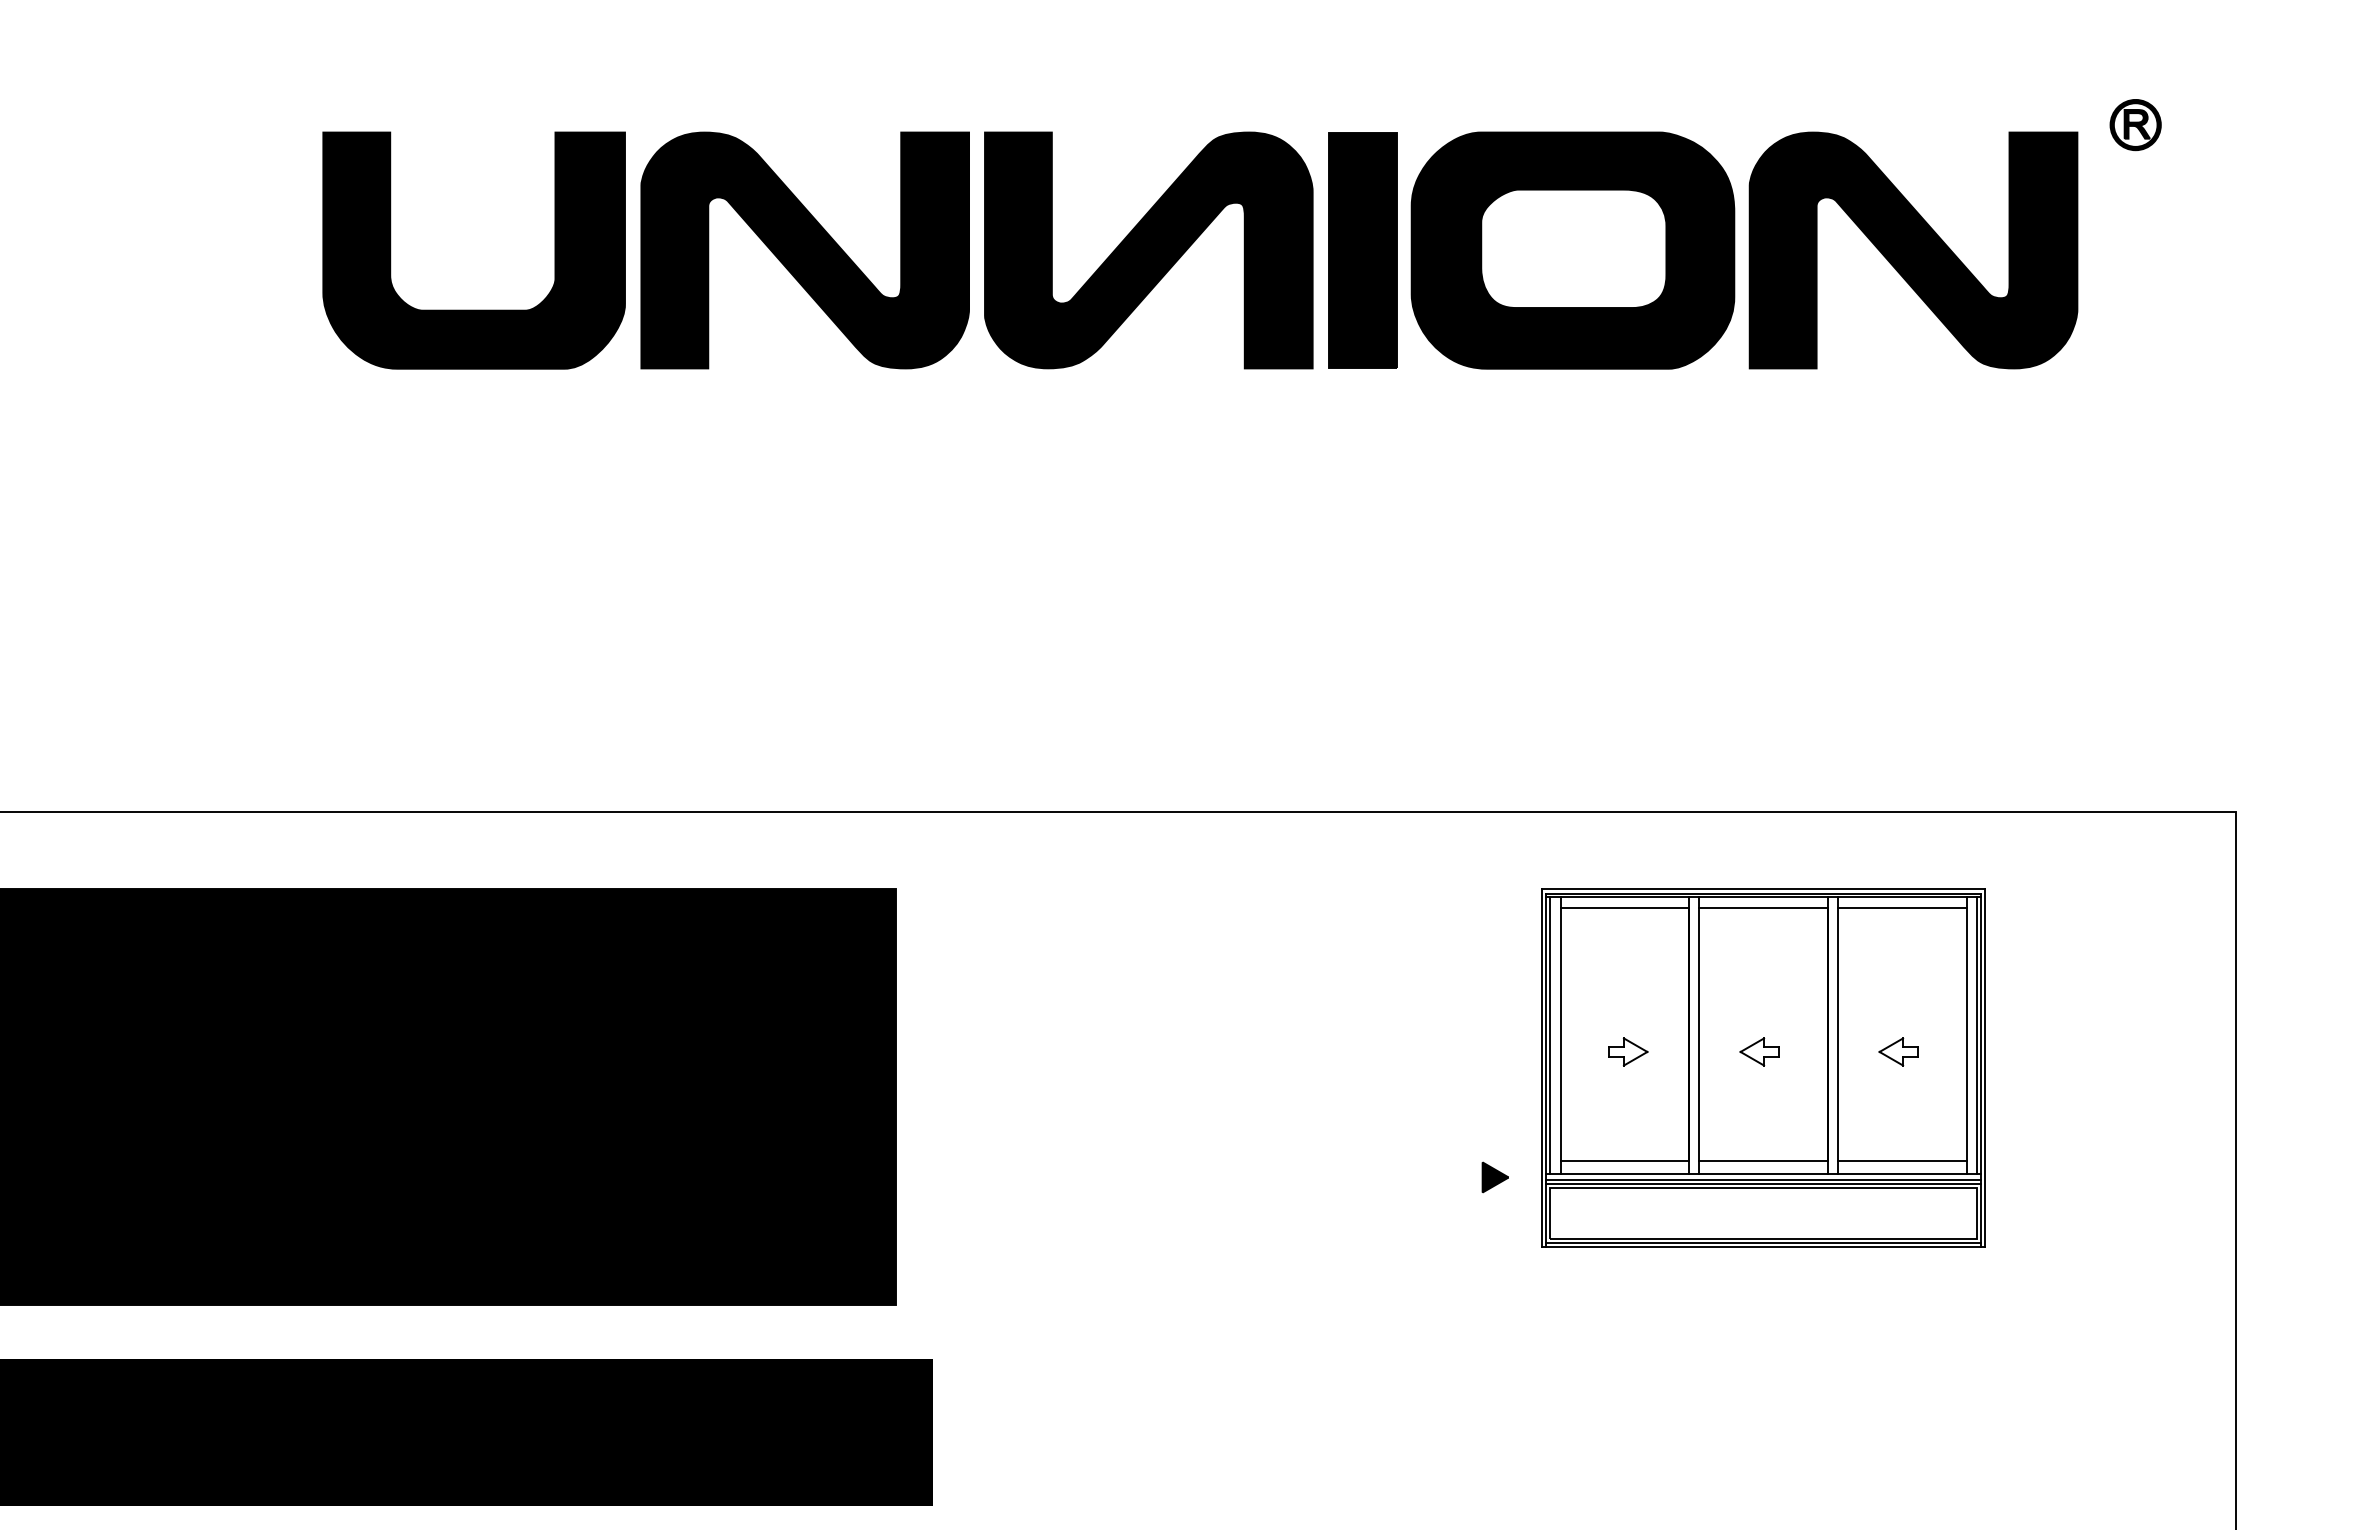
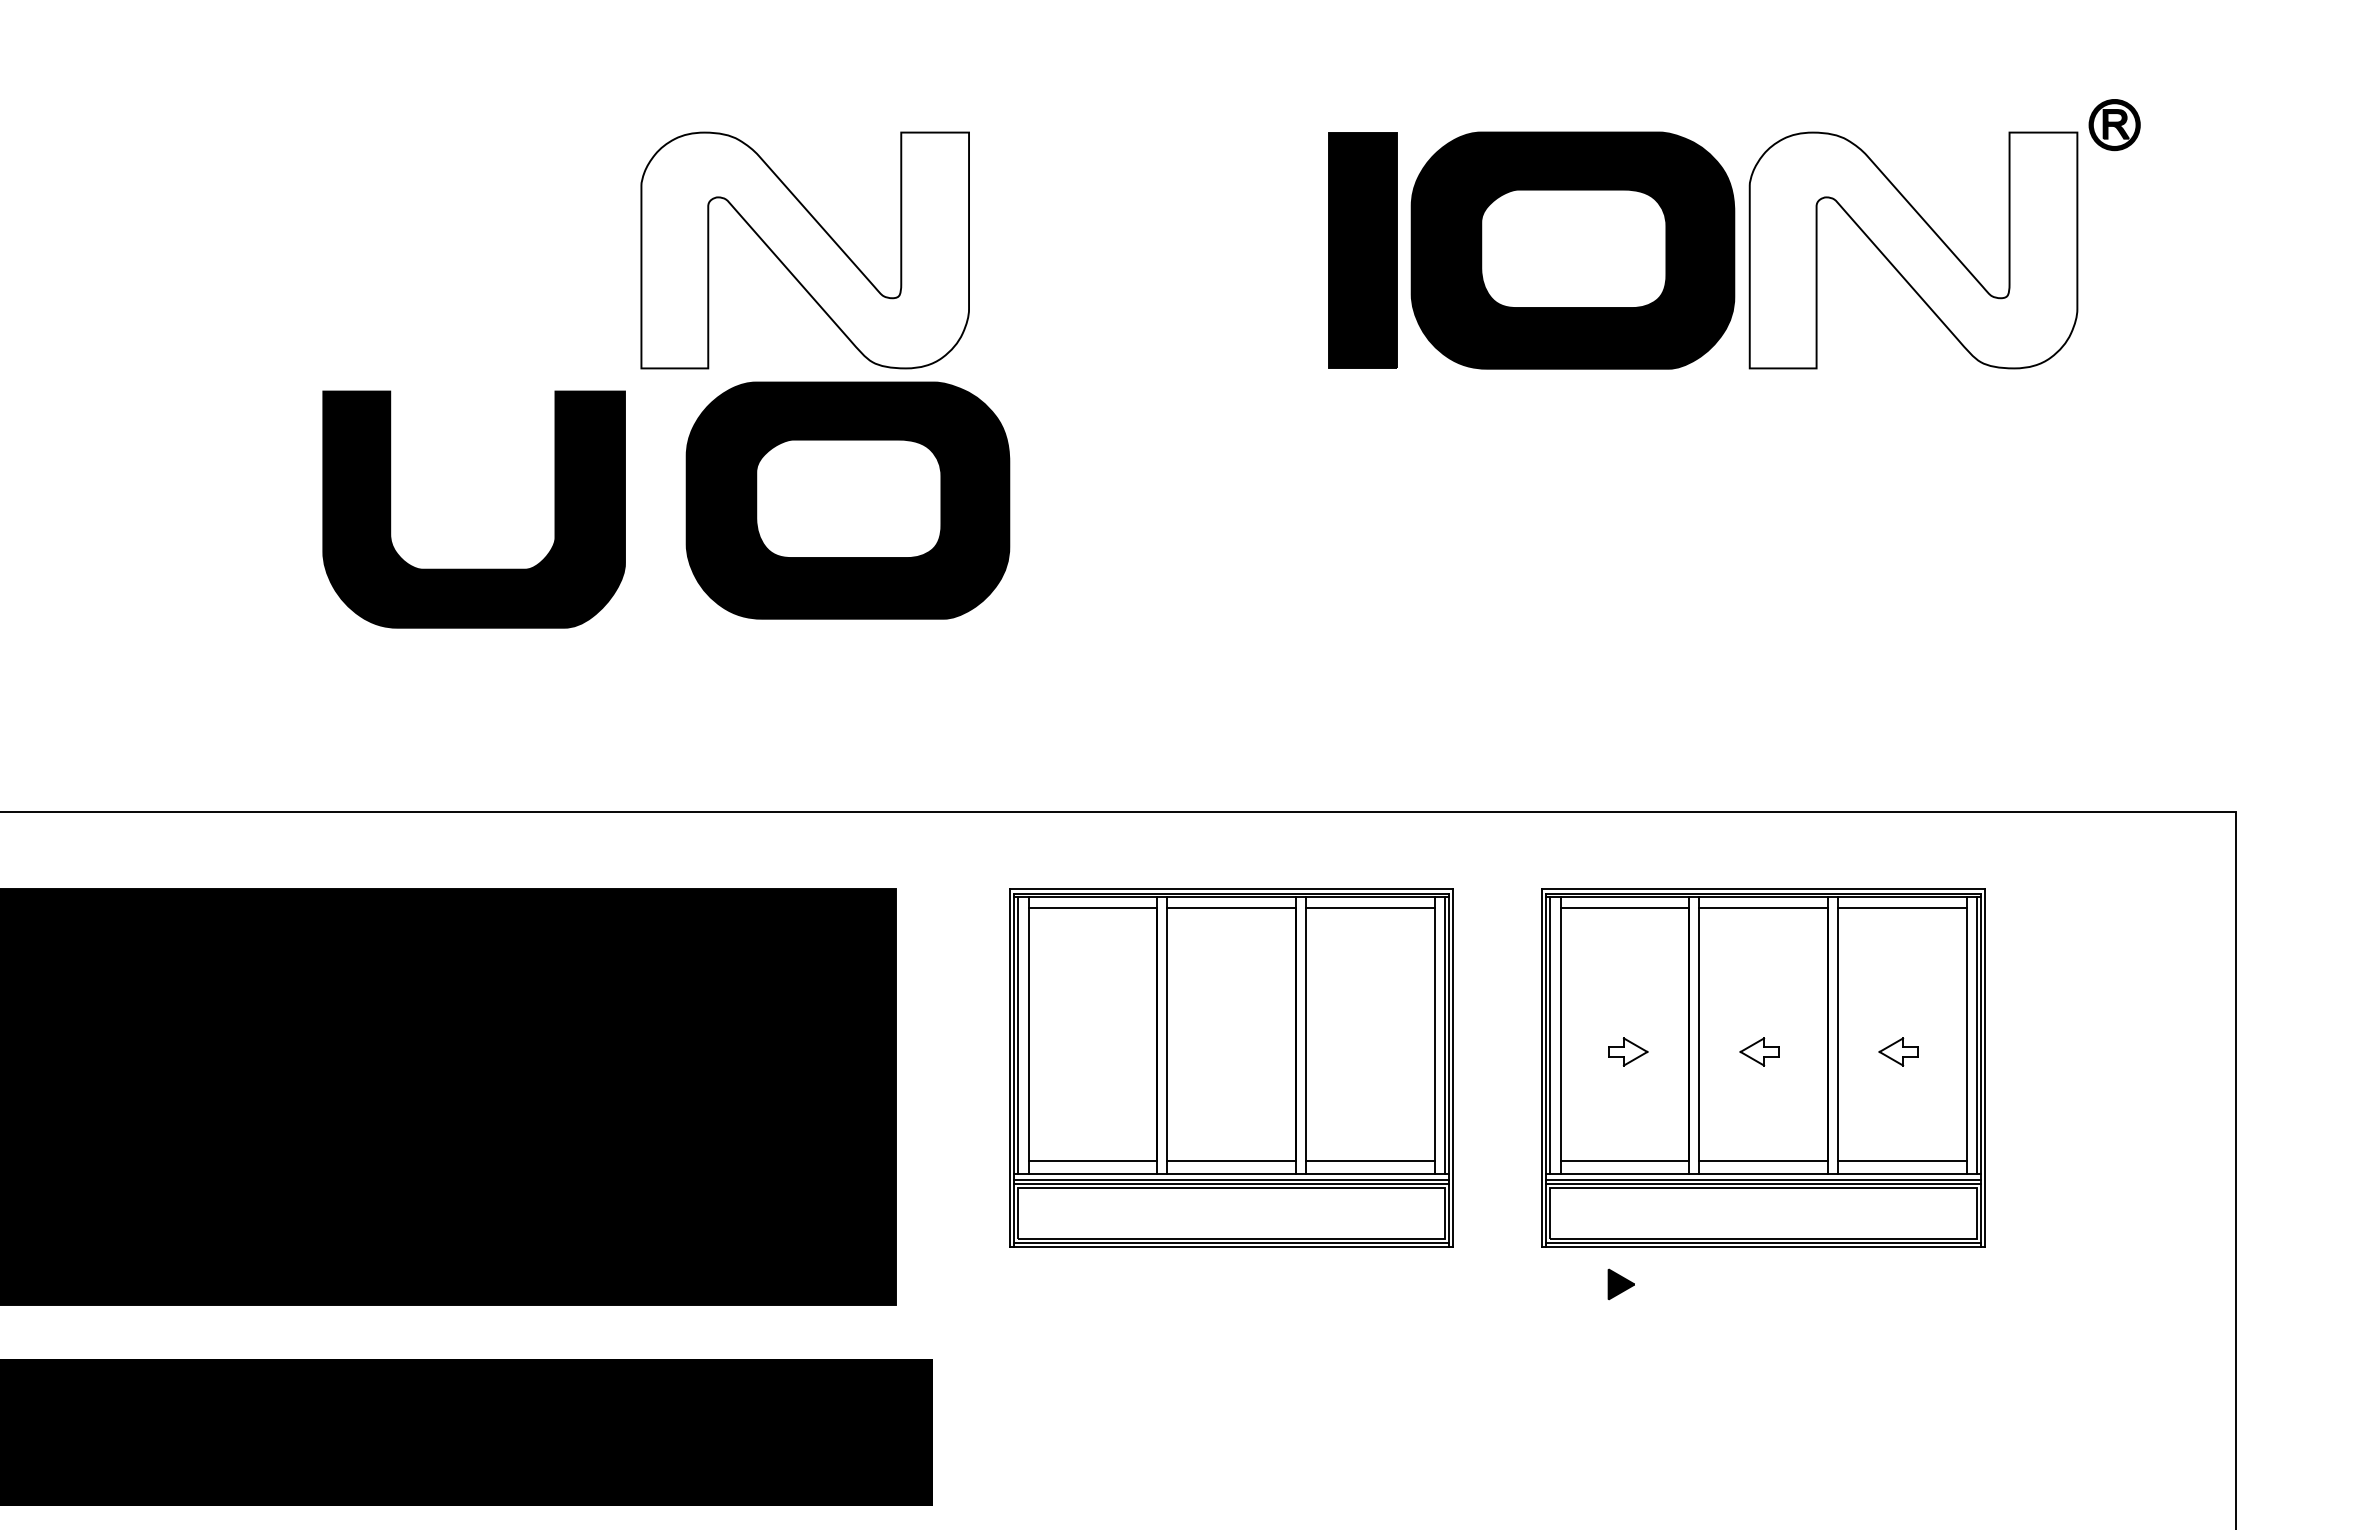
part position: (2135, 125) -> (2114, 125) (2114, 125)
fill: present -> none (805, 250)
part: present -> none (1148, 250)
fill: present -> none (1913, 250)
part position: (473, 309) -> (473, 568) (473, 568)
part: none -> present (847, 500)
part: none -> present (1231, 1067)
part position: (1494, 1177) -> (1620, 1284) (1620, 1284)
